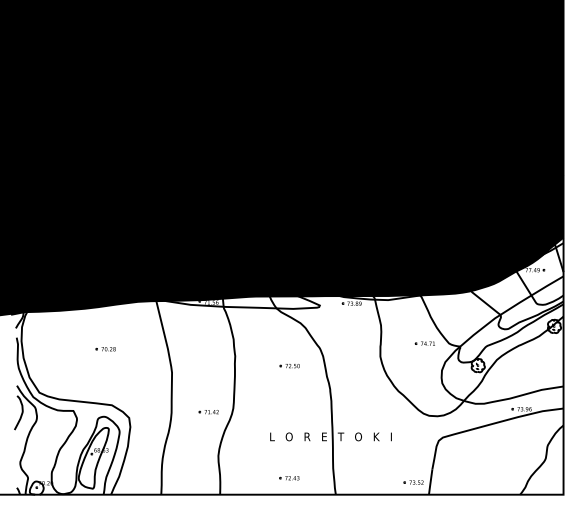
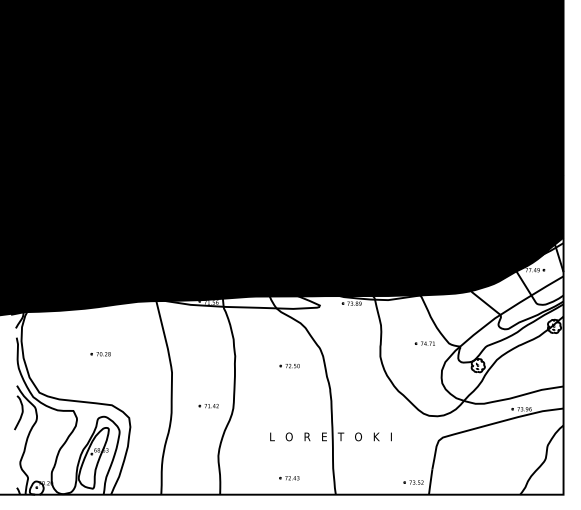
part position: (105, 349) -> (100, 354) (100, 354)
part position: (208, 412) -> (208, 406) (208, 406)
